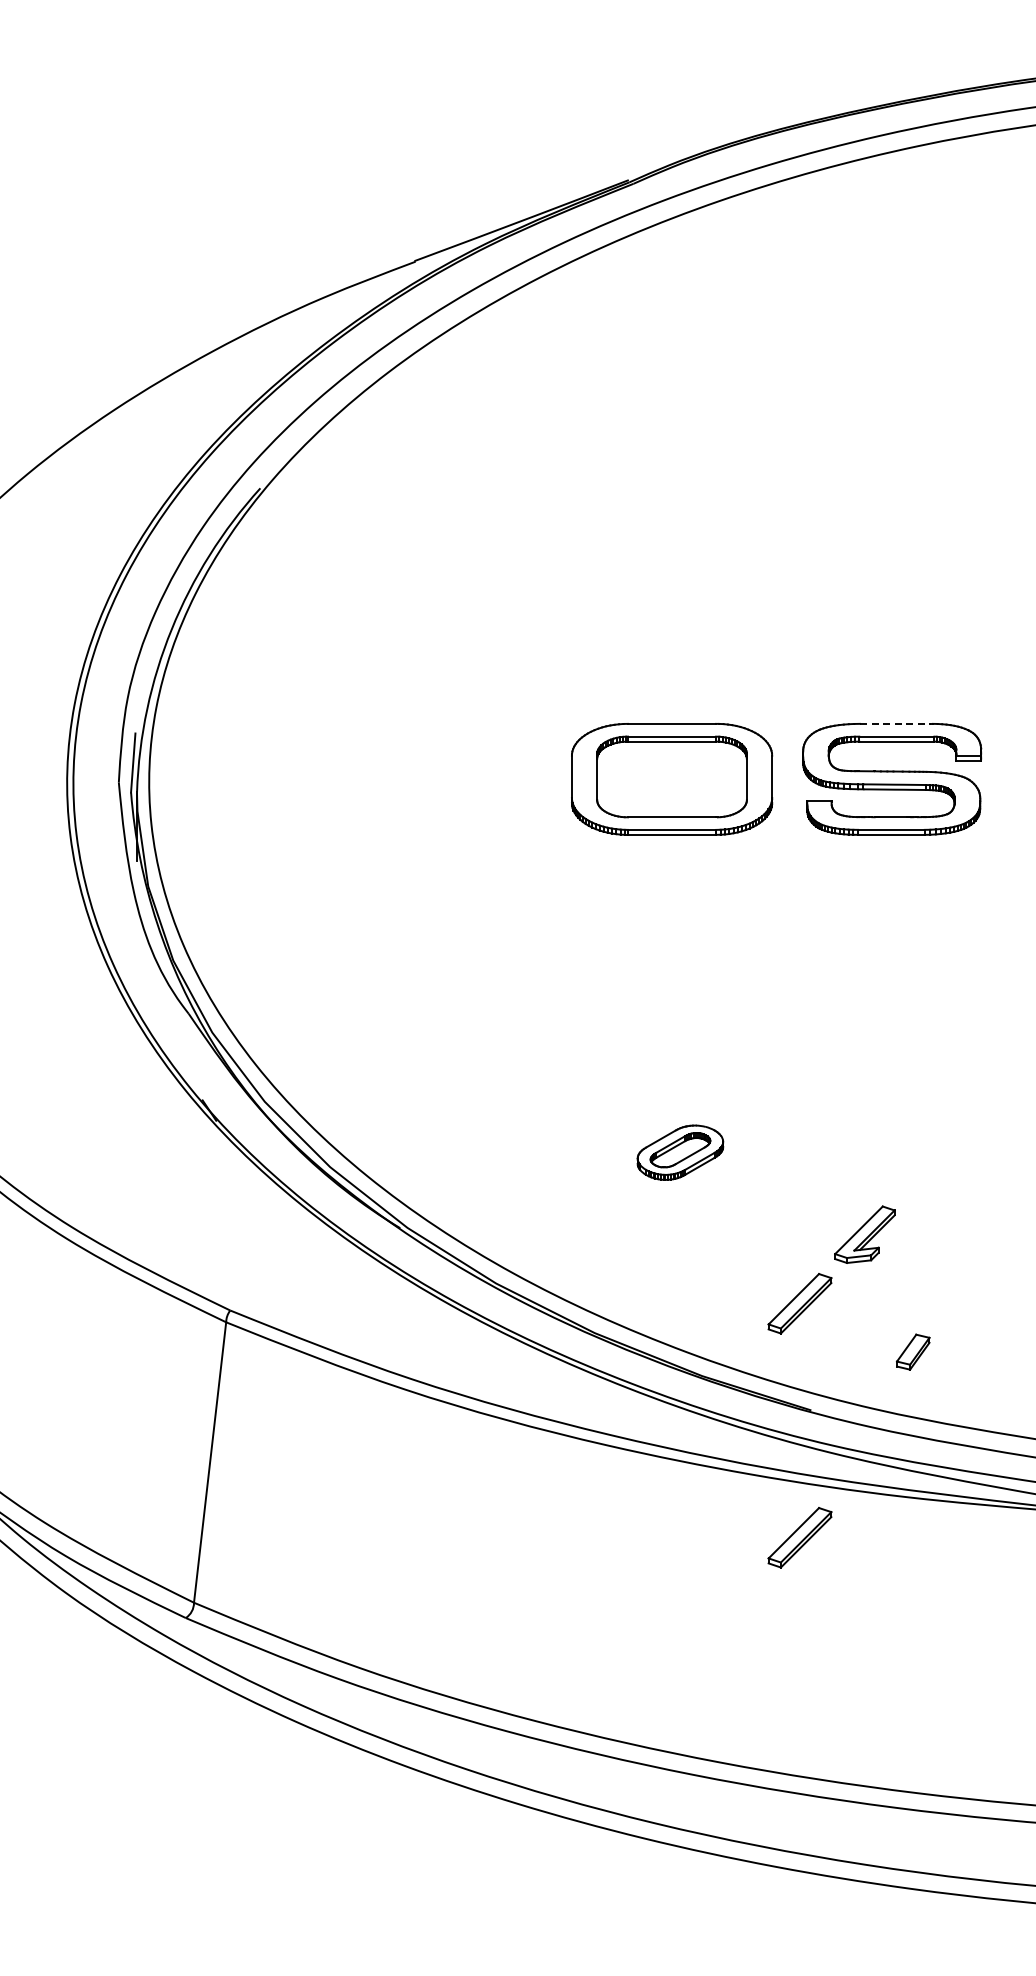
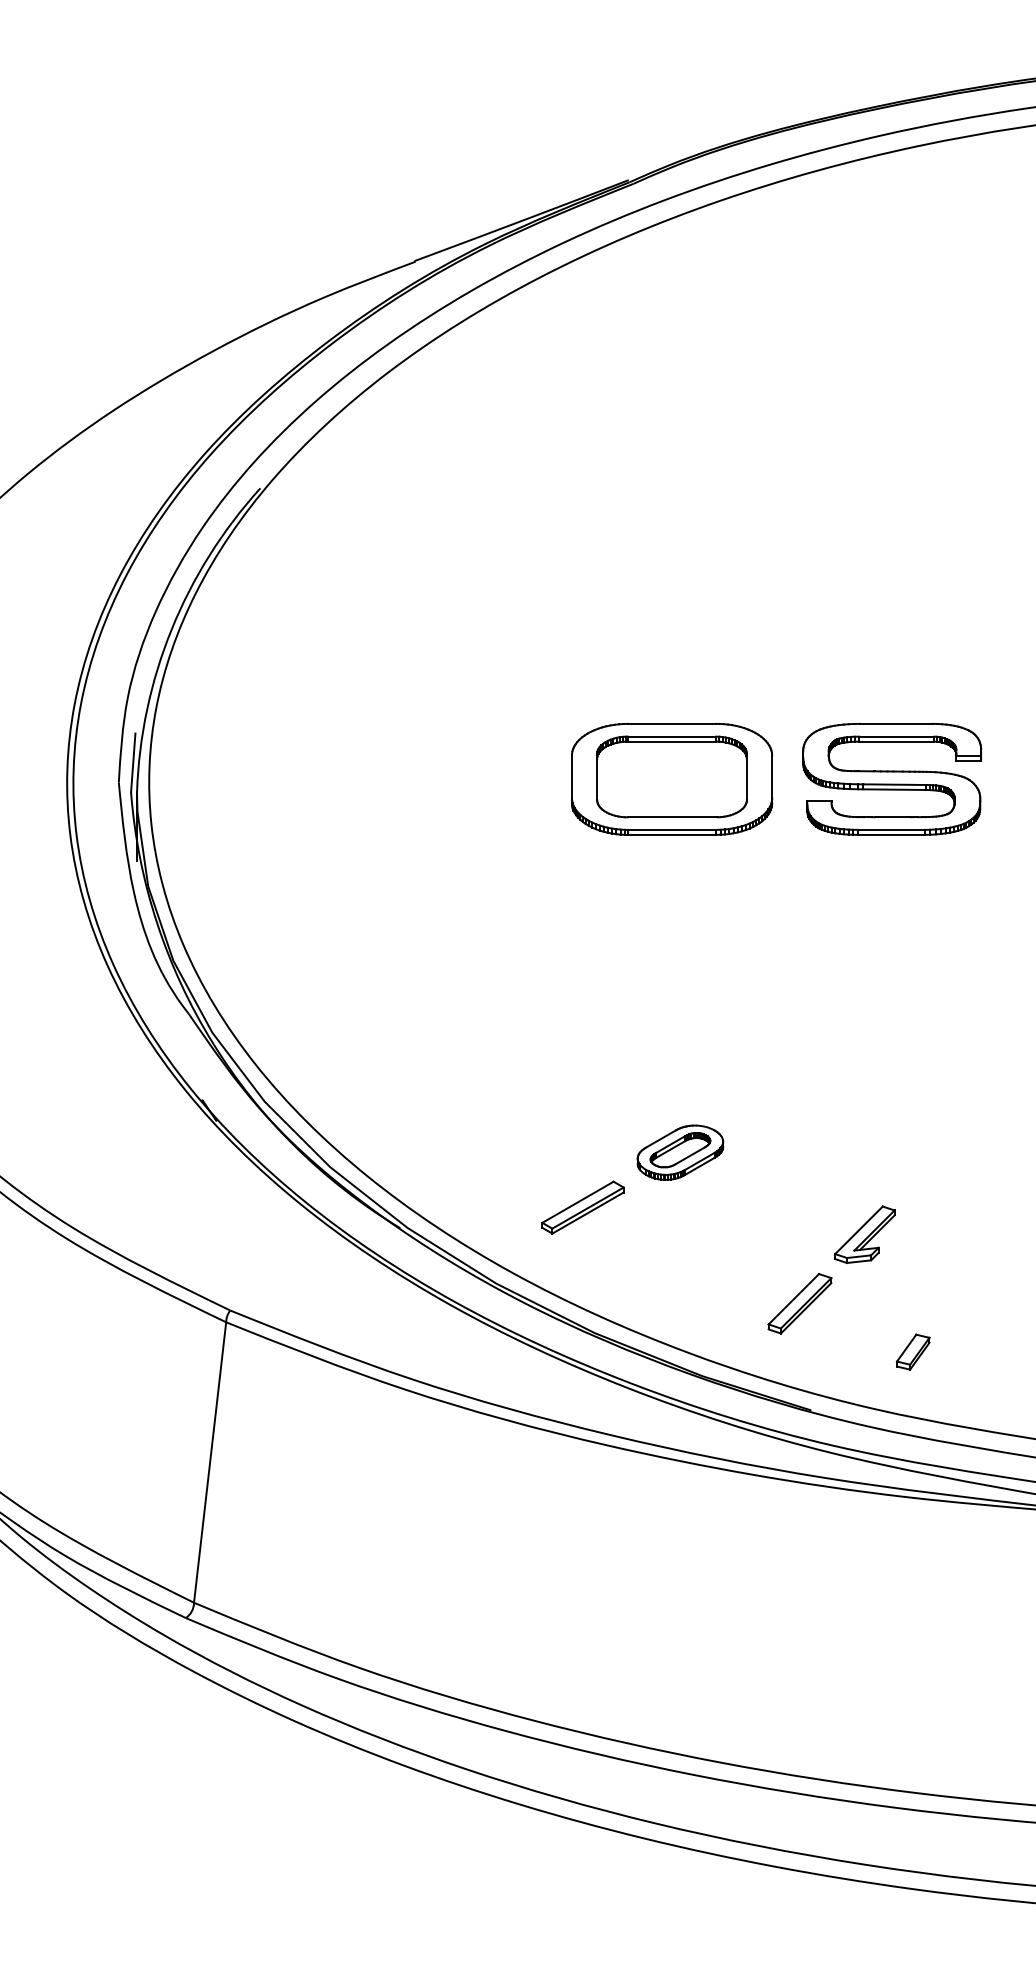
line: dashed -> solid (895, 723)
part: none -> present (582, 1207)
part: present -> none (799, 1537)
